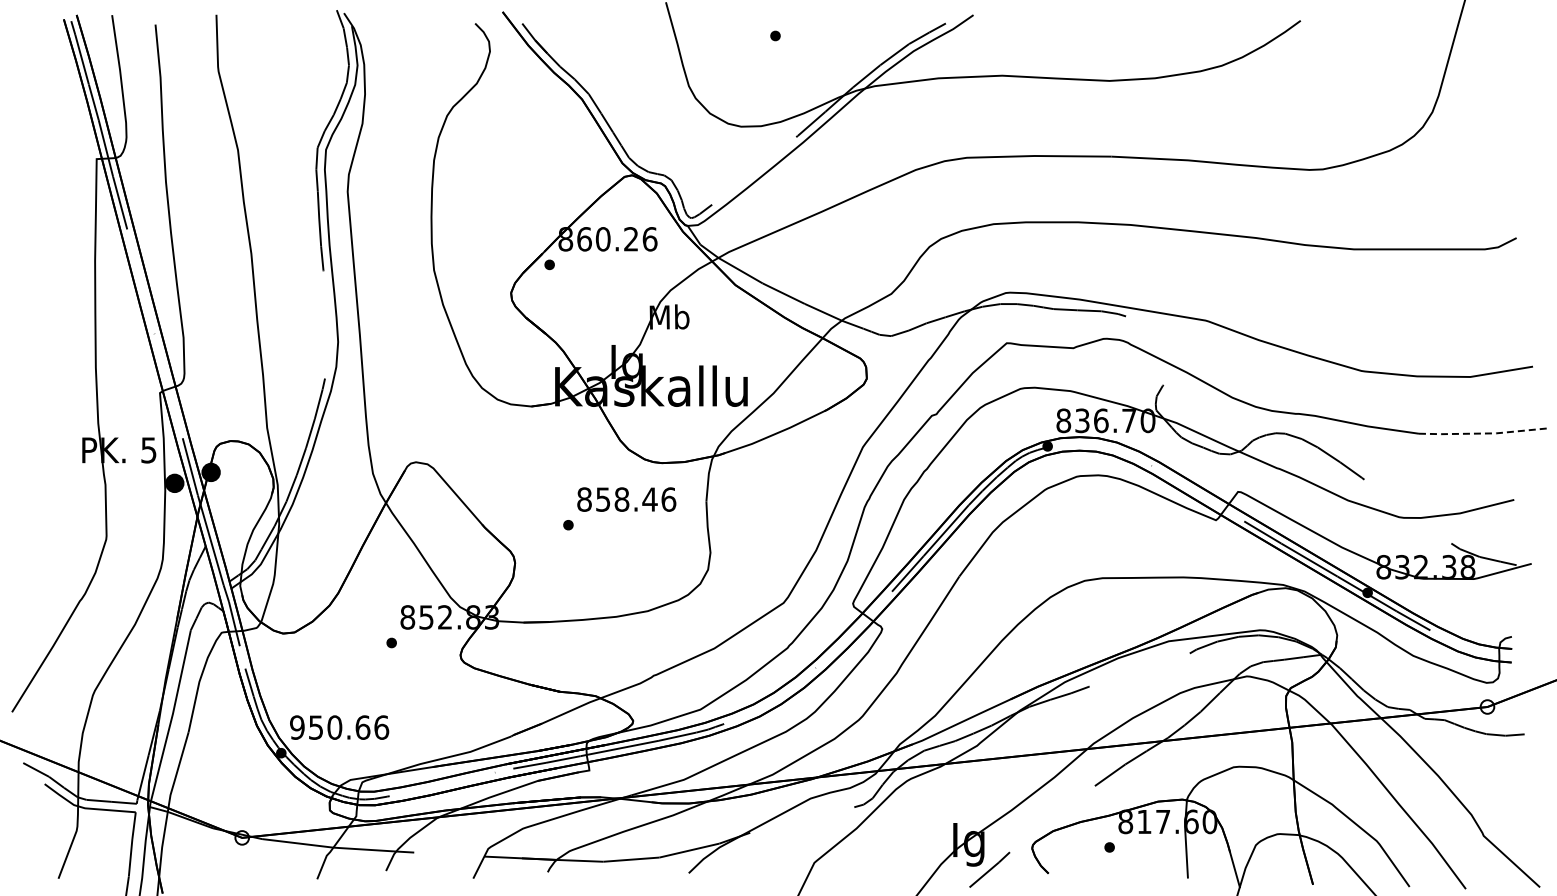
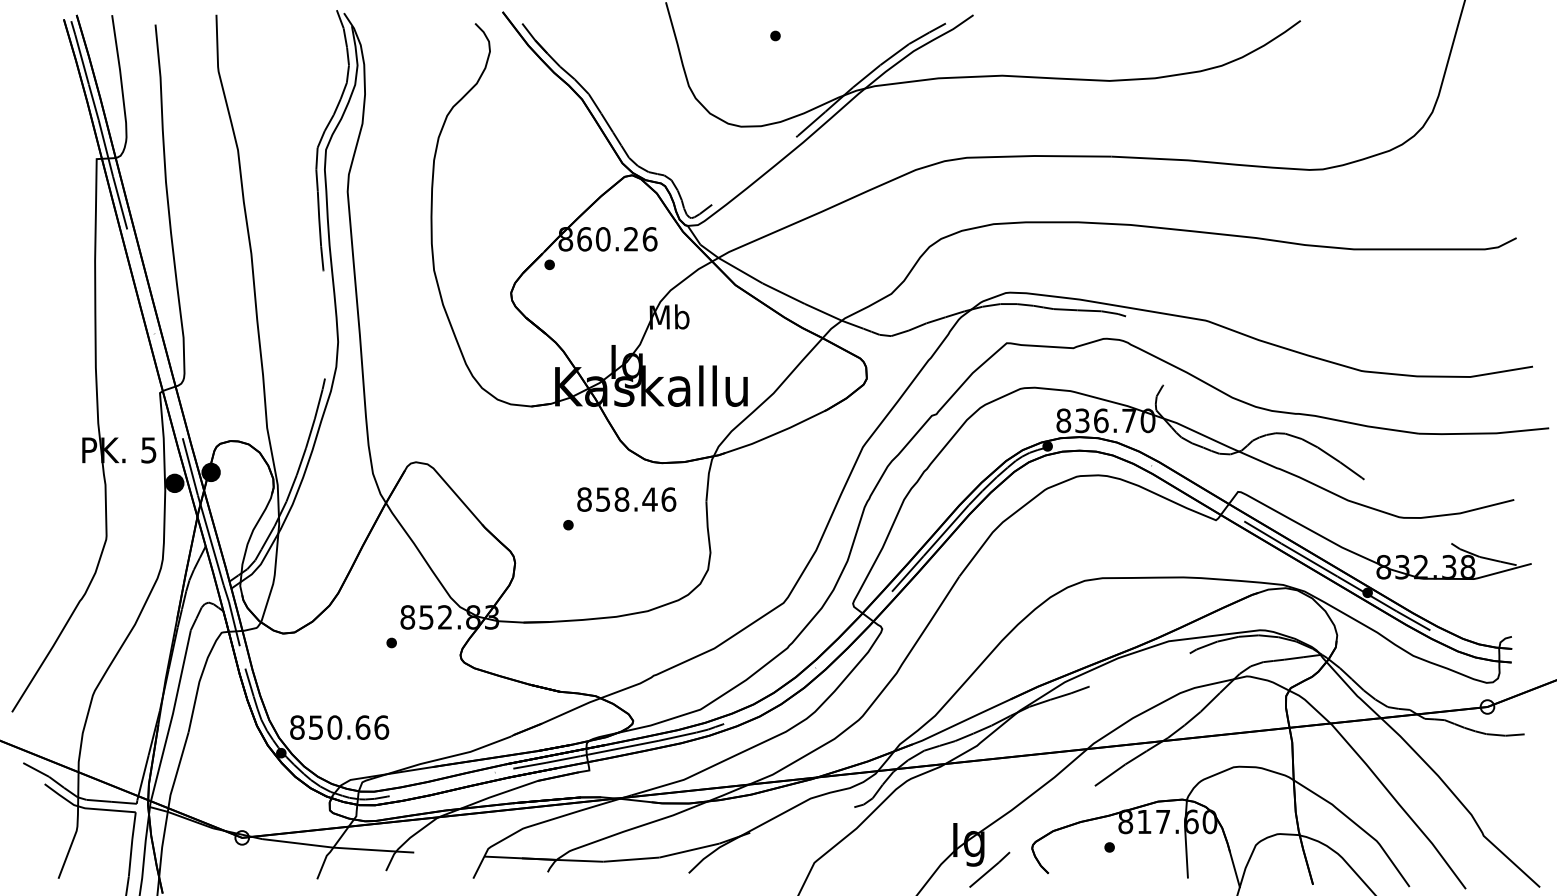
line: dashed -> solid (1484, 433)
text: 950.66 -> 850.66 (297, 727)
